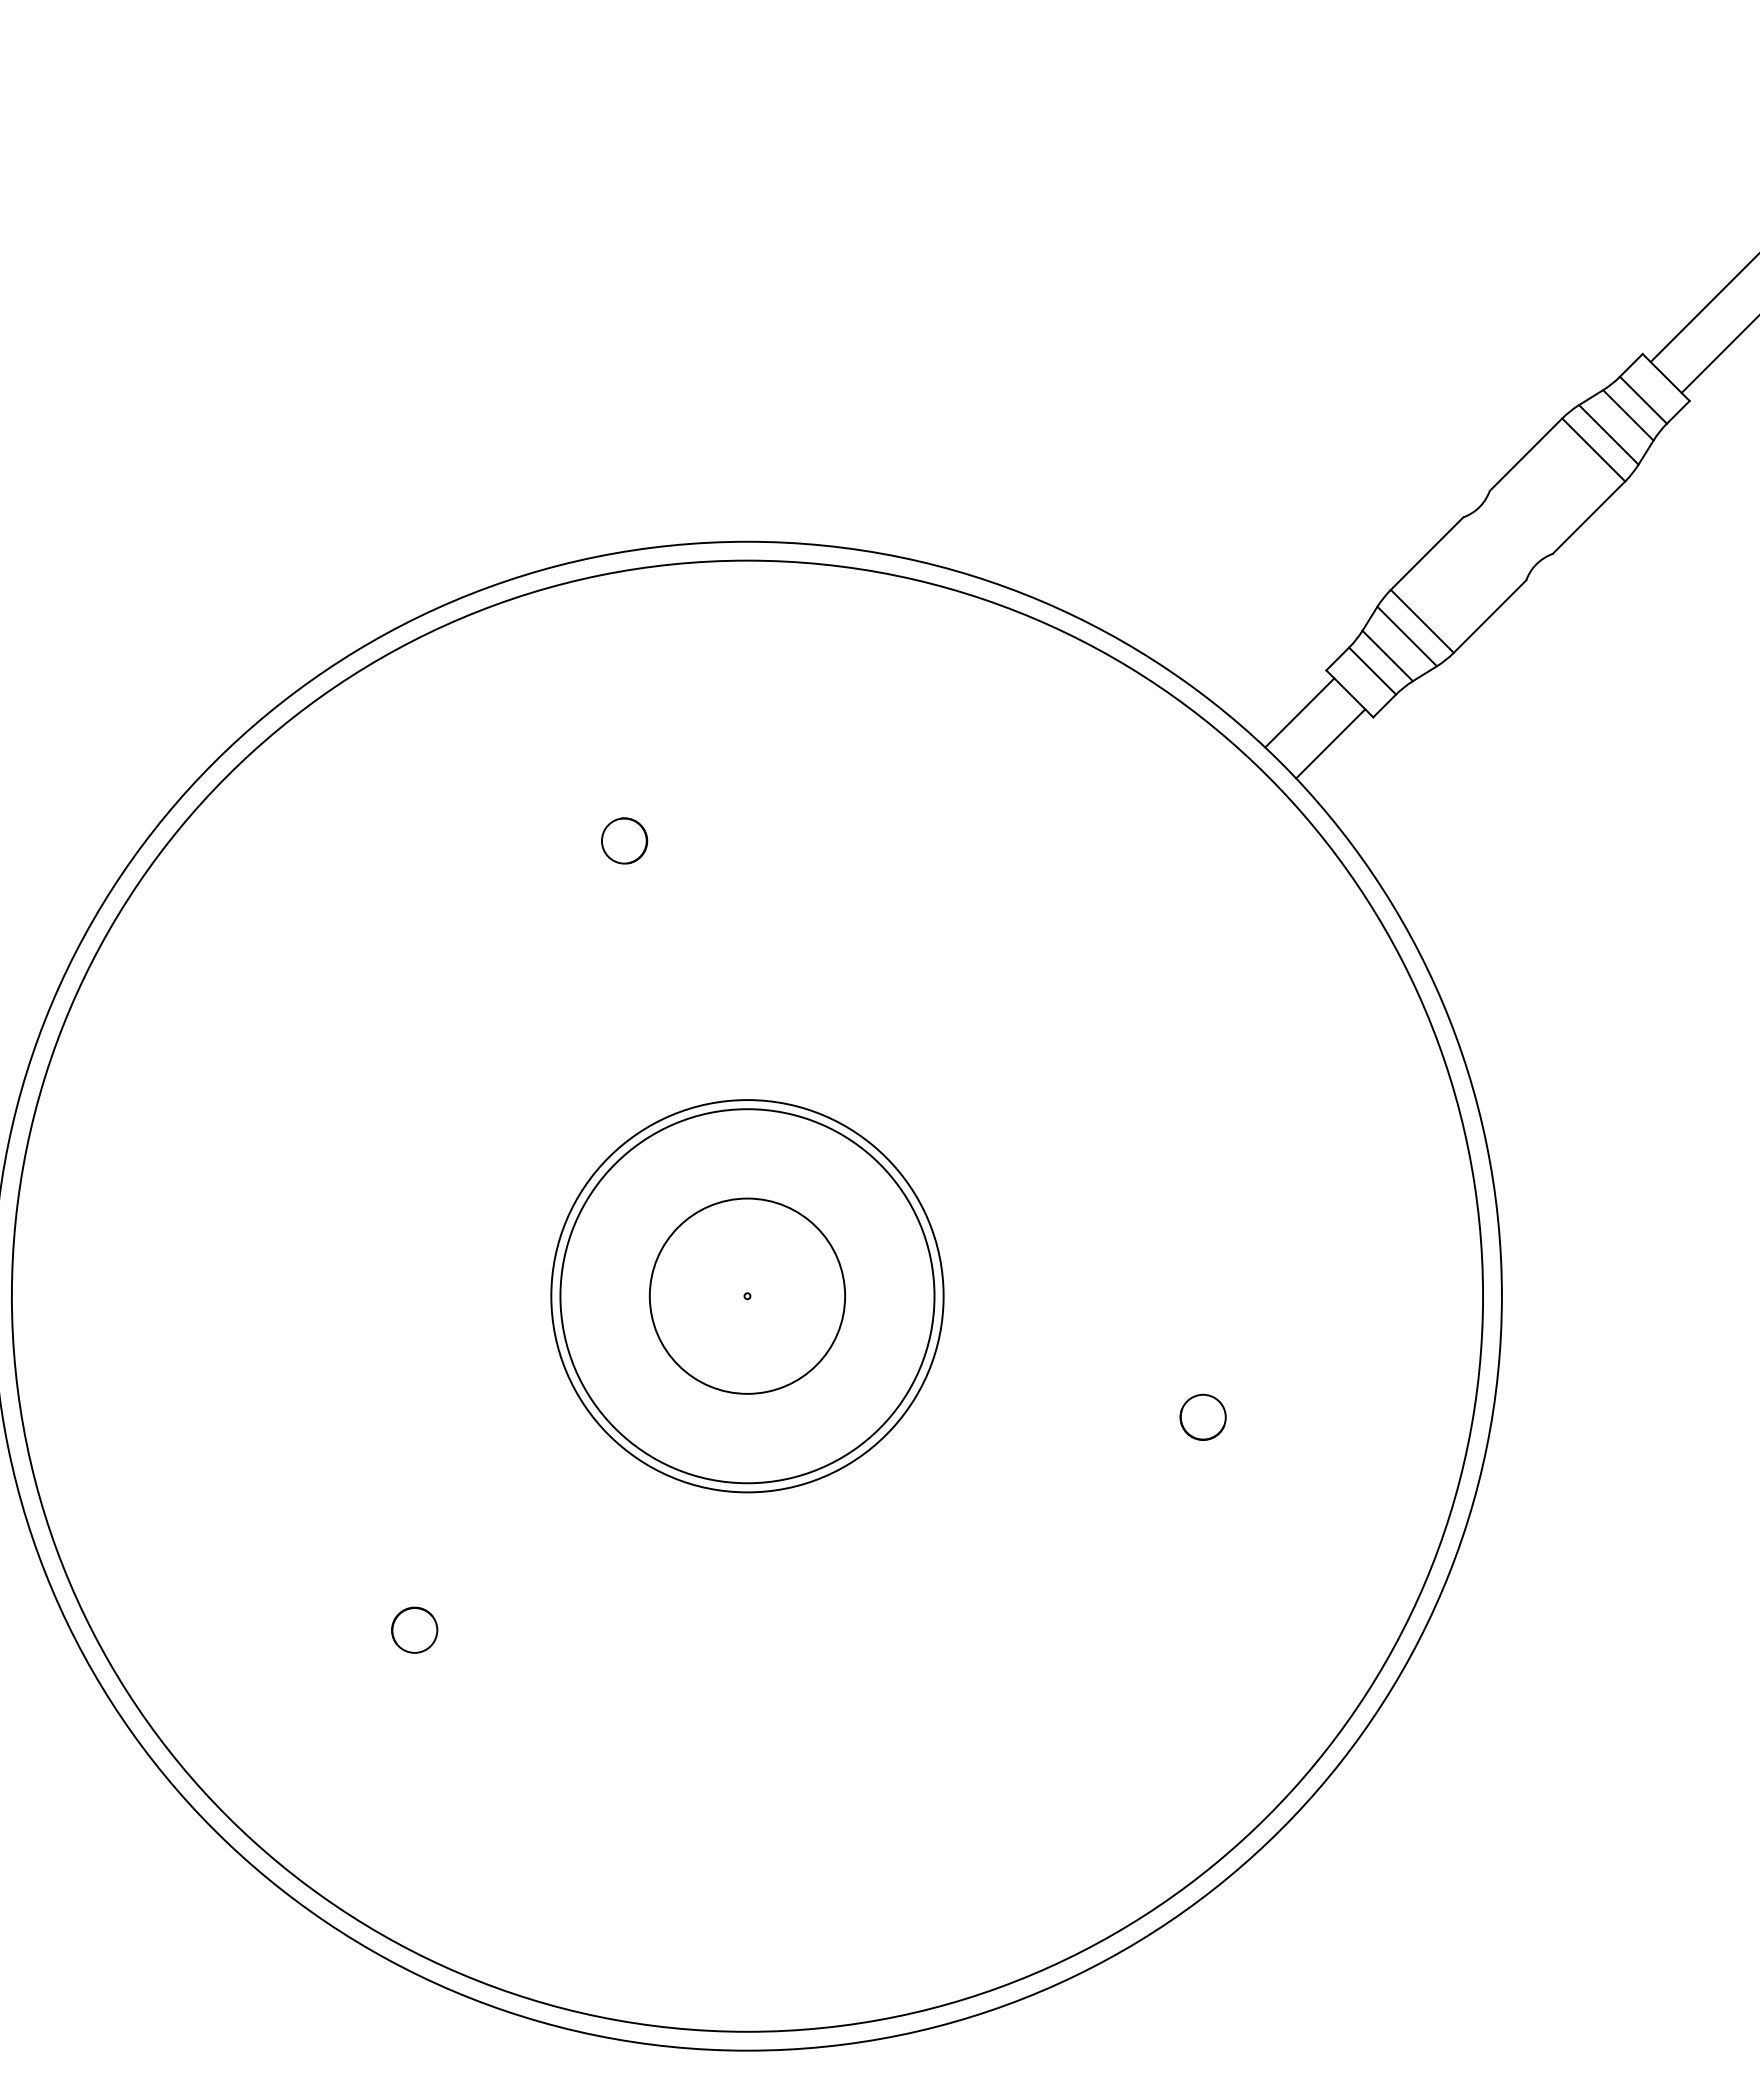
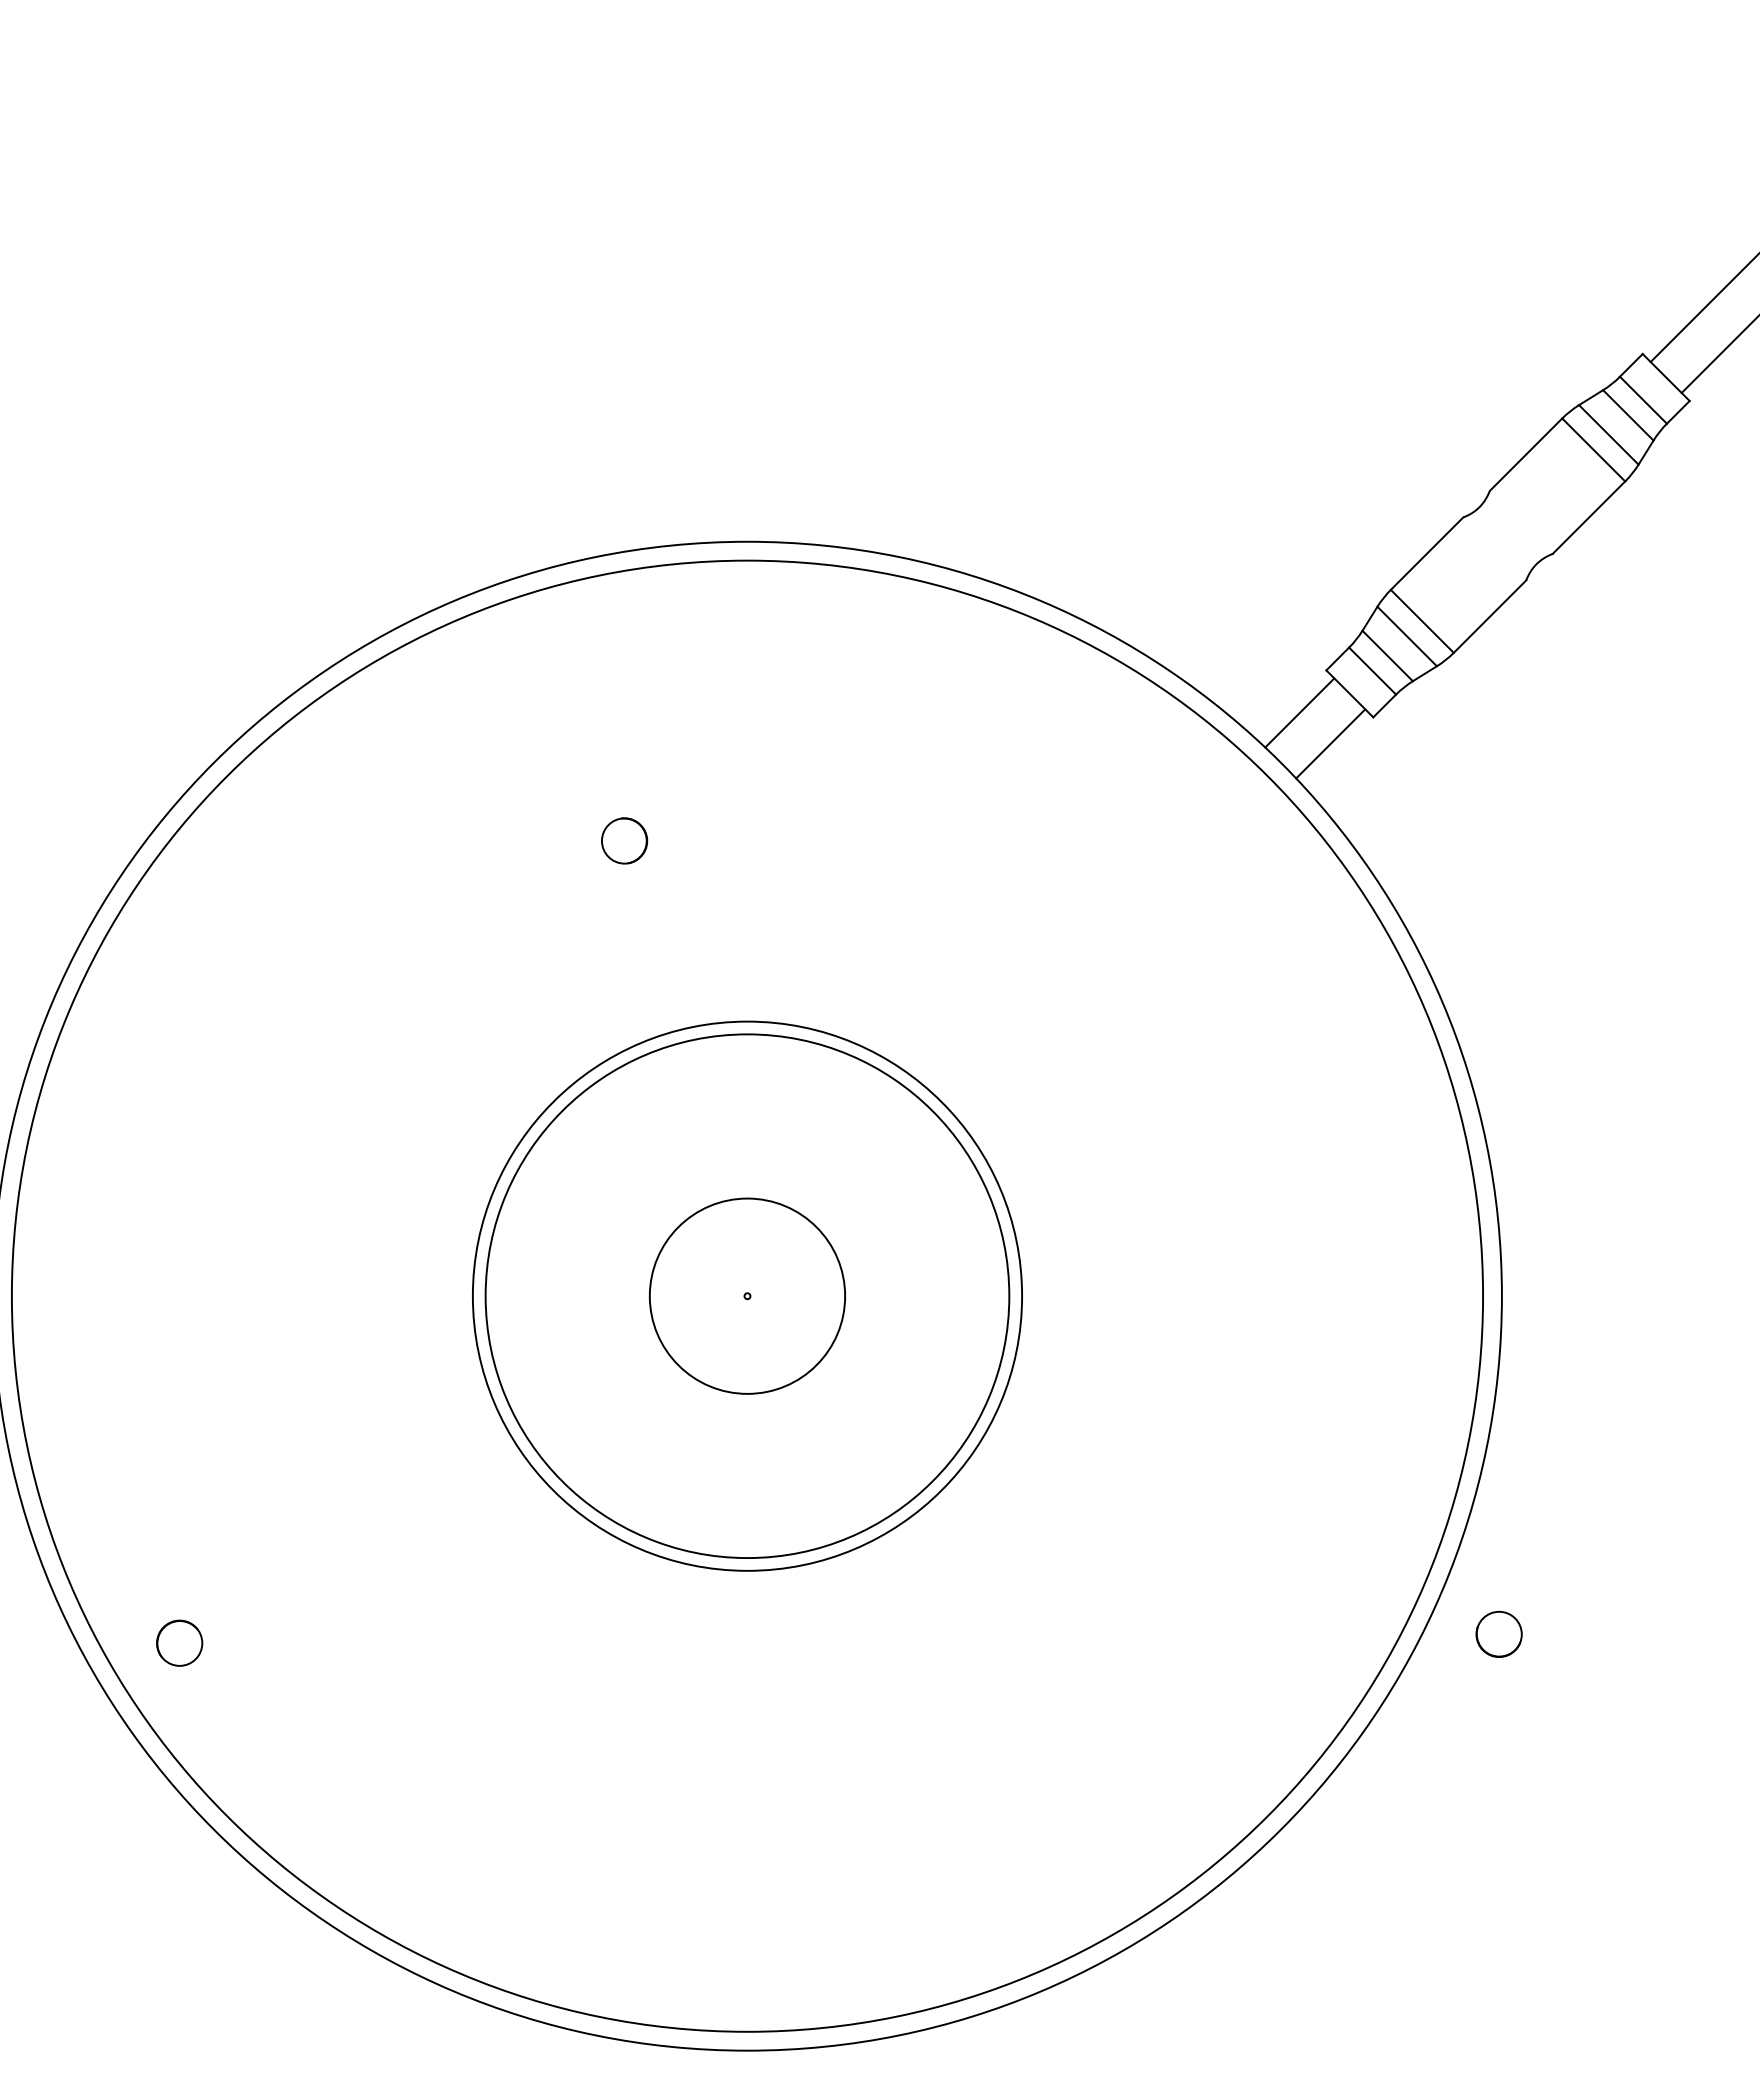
circle diameter: 374 px -> 524 px (747, 1296)
circle diameter: 392 px -> 549 px (747, 1295)
circle position: (1202, 1416) -> (1498, 1633) (1498, 1633)
circle position: (414, 1629) -> (179, 1642) (179, 1642)
